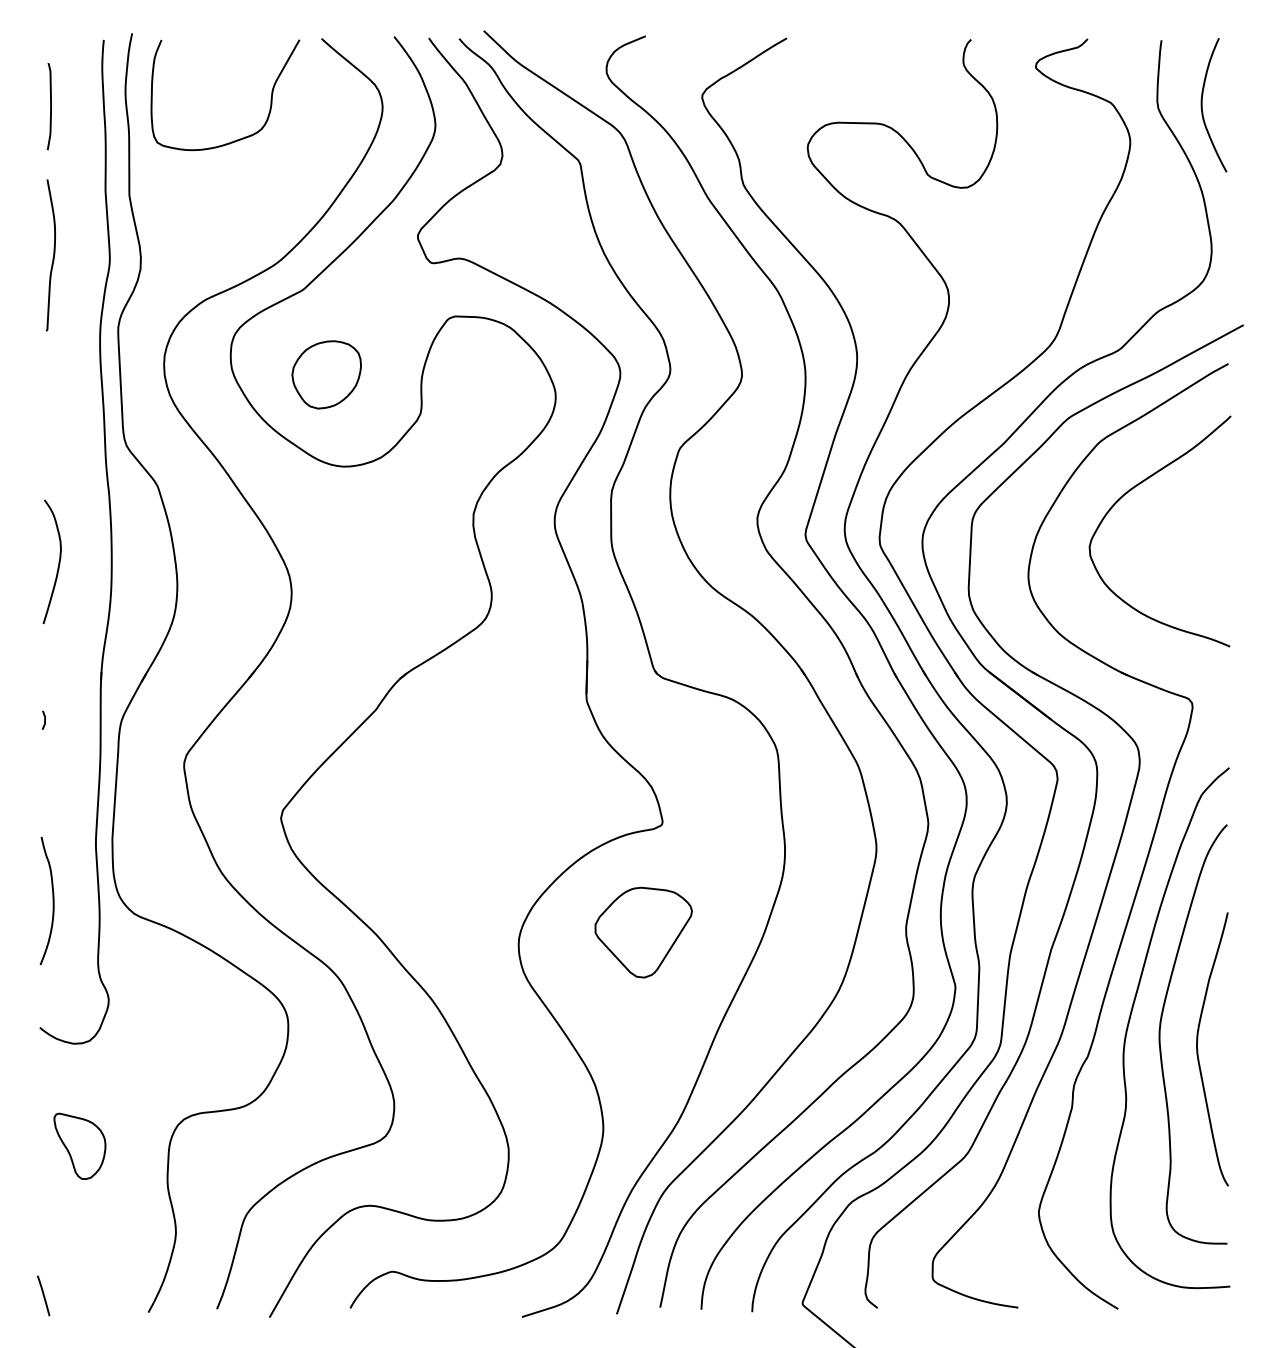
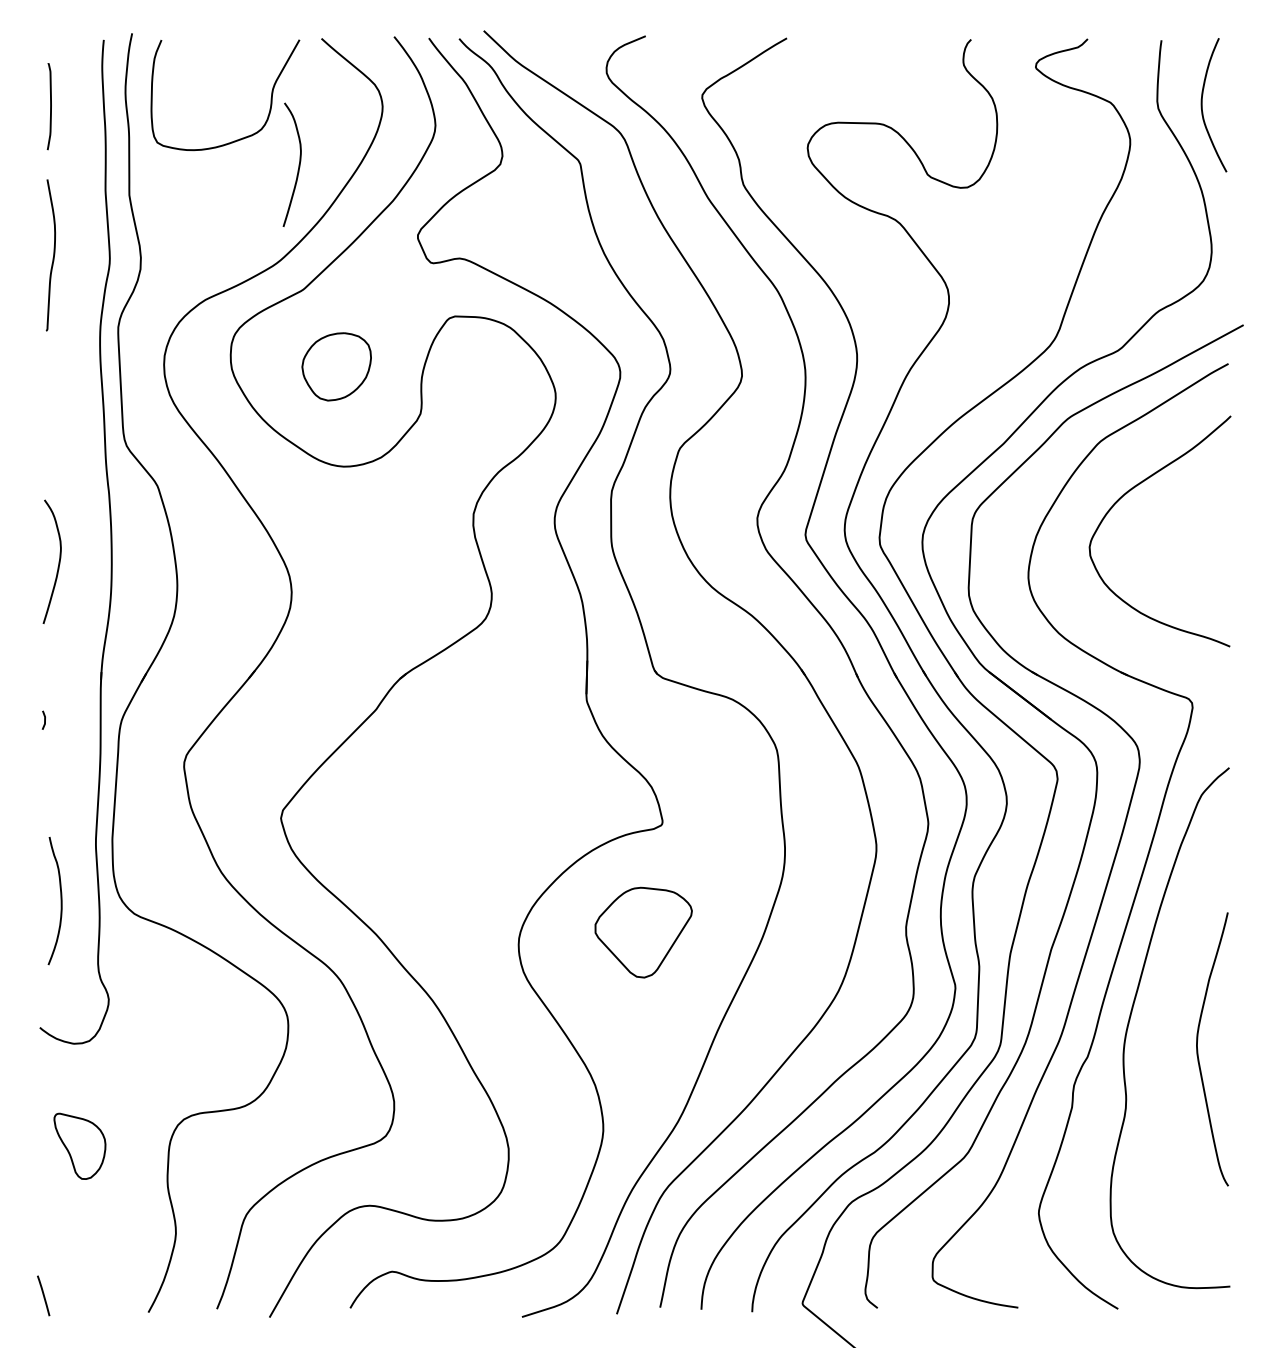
curve: none -> present (298, 164)
part position: (326, 374) -> (336, 366) (336, 366)
curve position: (52, 901) -> (60, 901) (60, 901)
curve: present -> none (1160, 1034)
